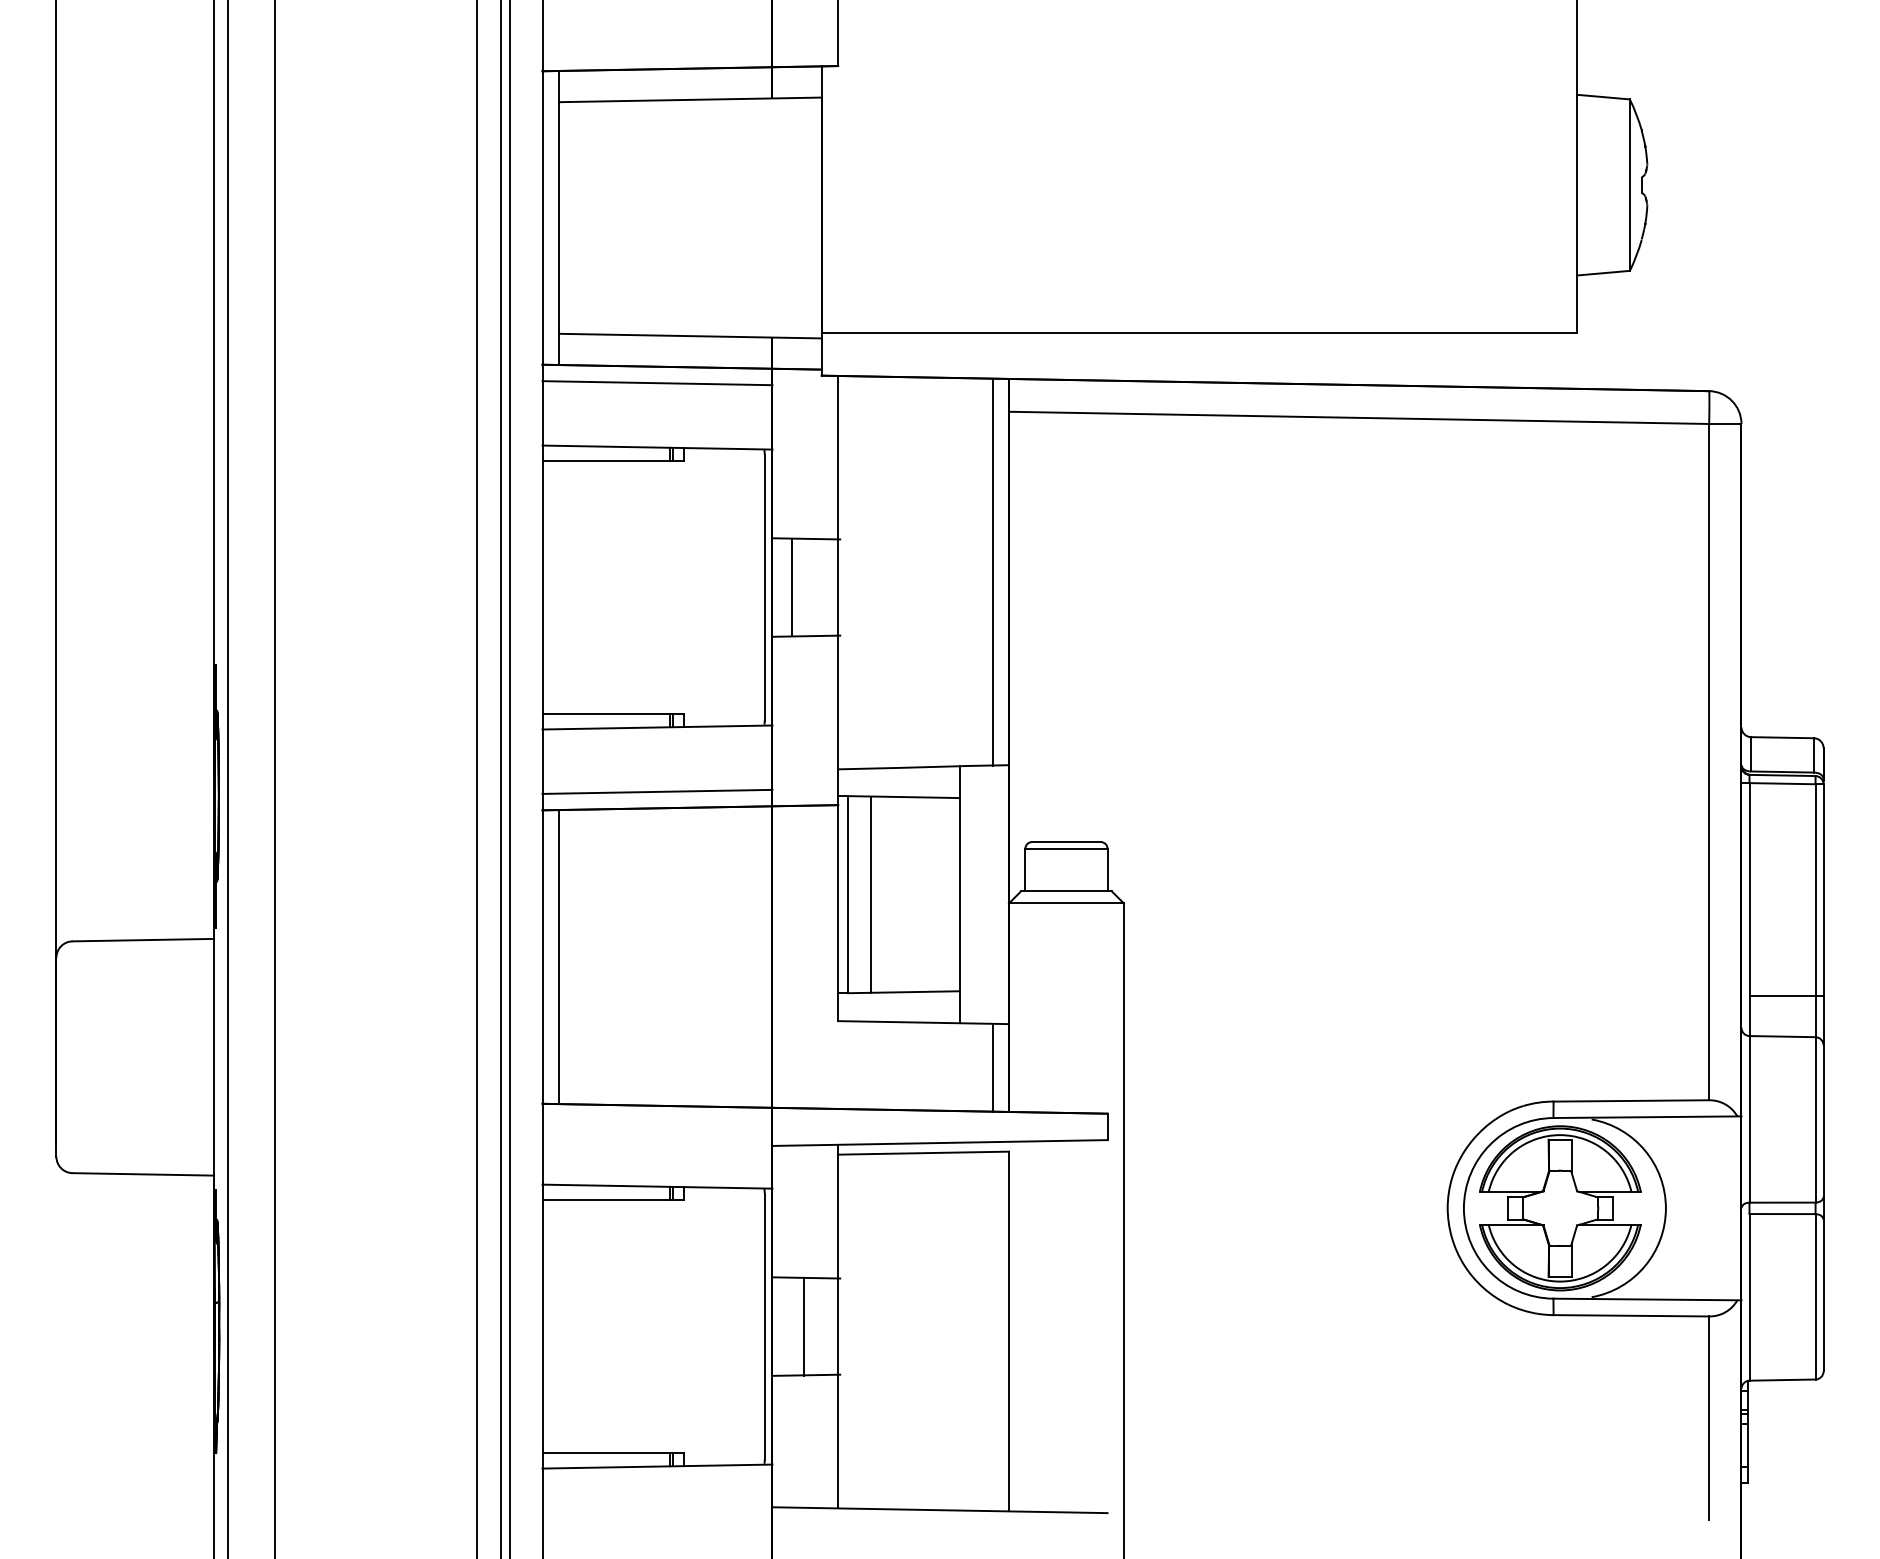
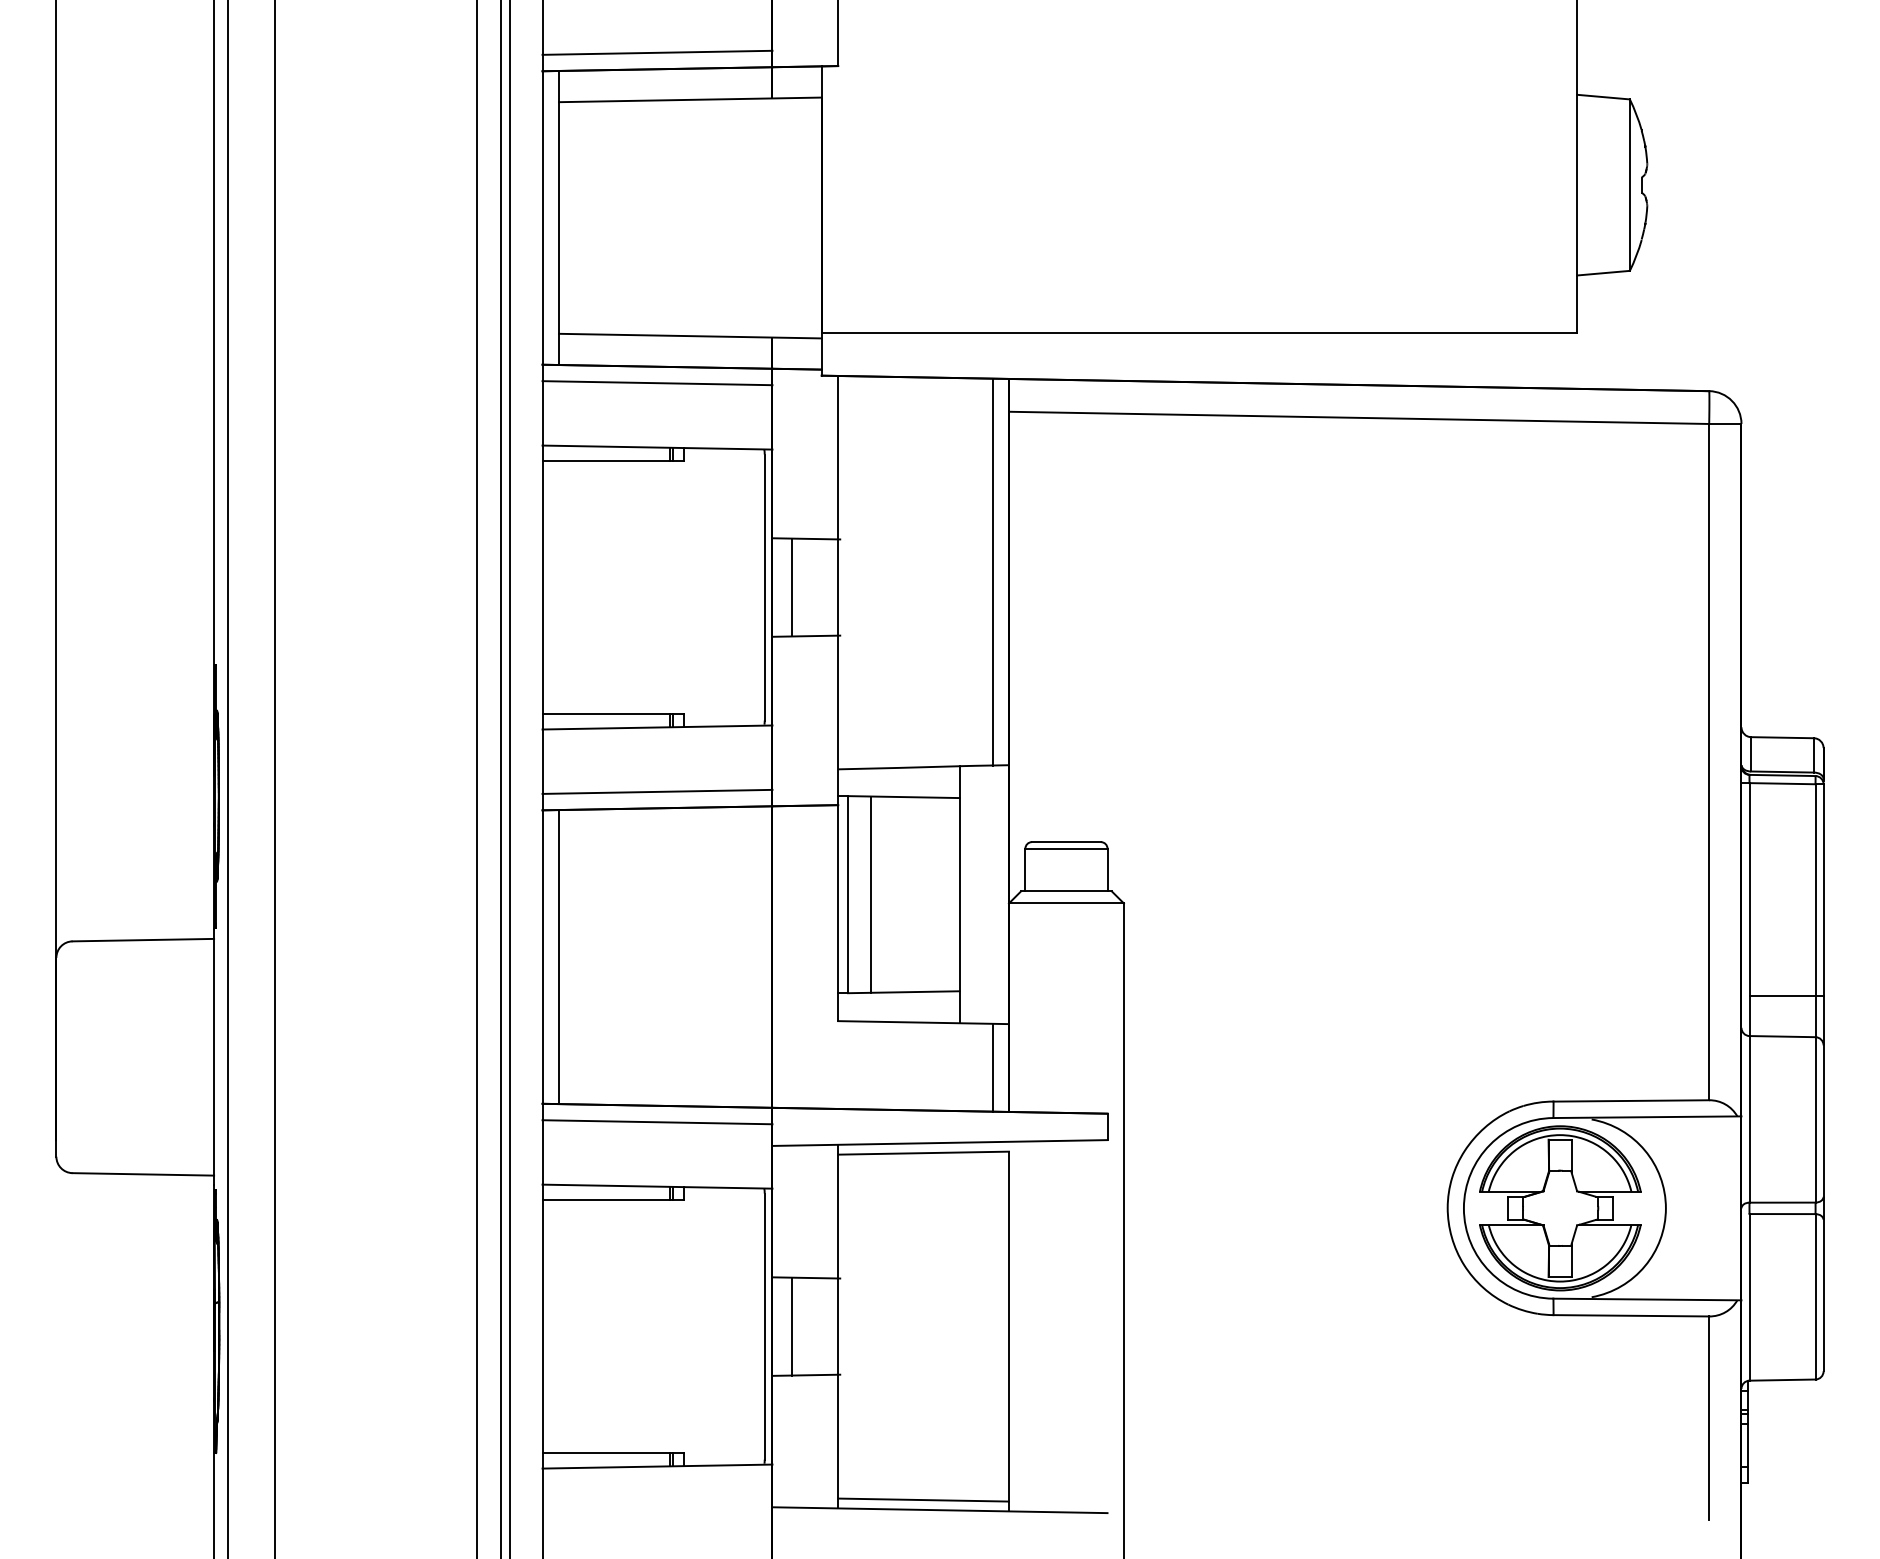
line: none -> present (657, 52)
line: none -> present (657, 1122)
line position: (804, 1326) -> (792, 1326) (792, 1326)
line: none -> present (923, 1499)
